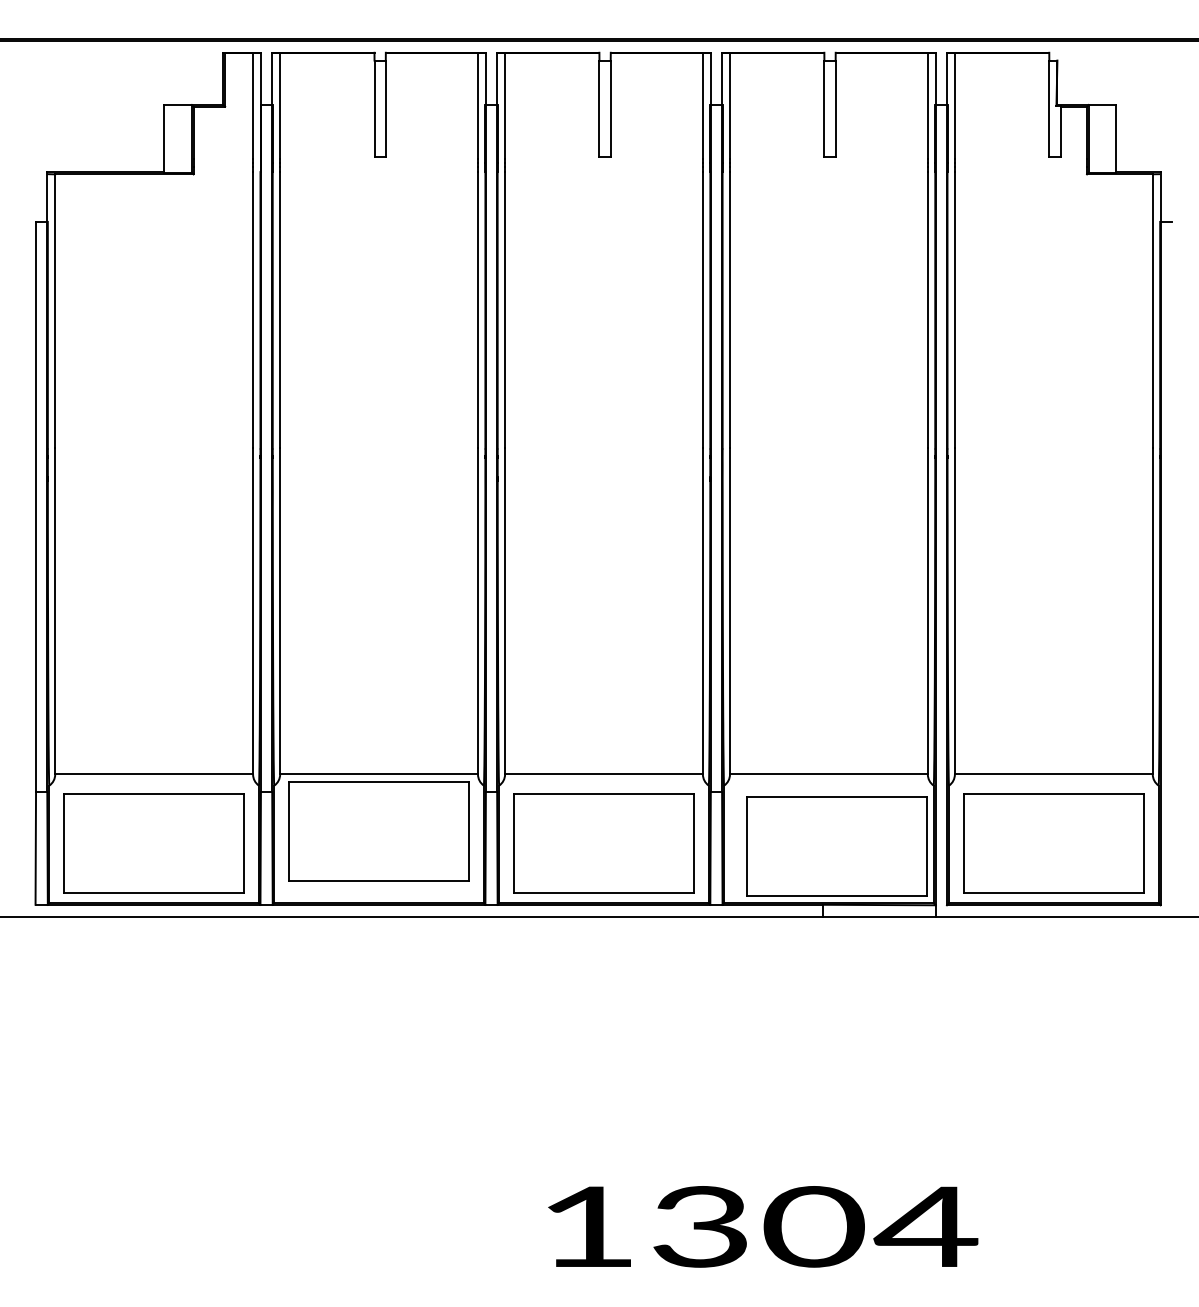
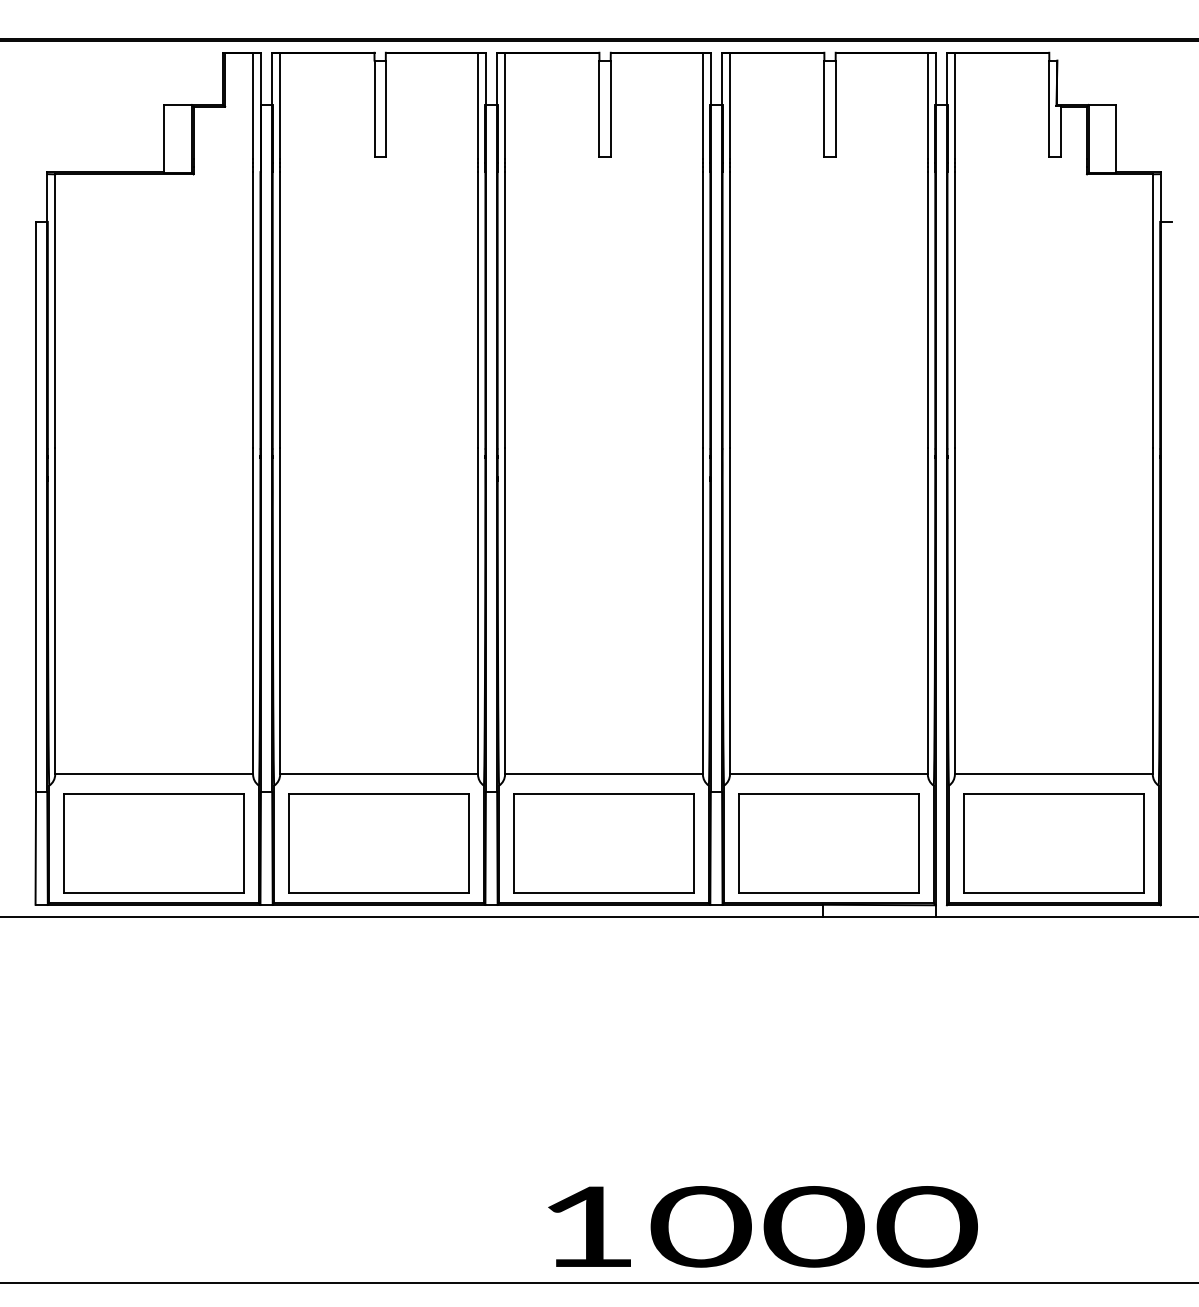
part position: (378, 831) -> (378, 843) (378, 843)
part position: (836, 846) -> (828, 843) (828, 843)
text: 1304 -> 1000 (814, 1226)
line: none -> present (598, 1283)
